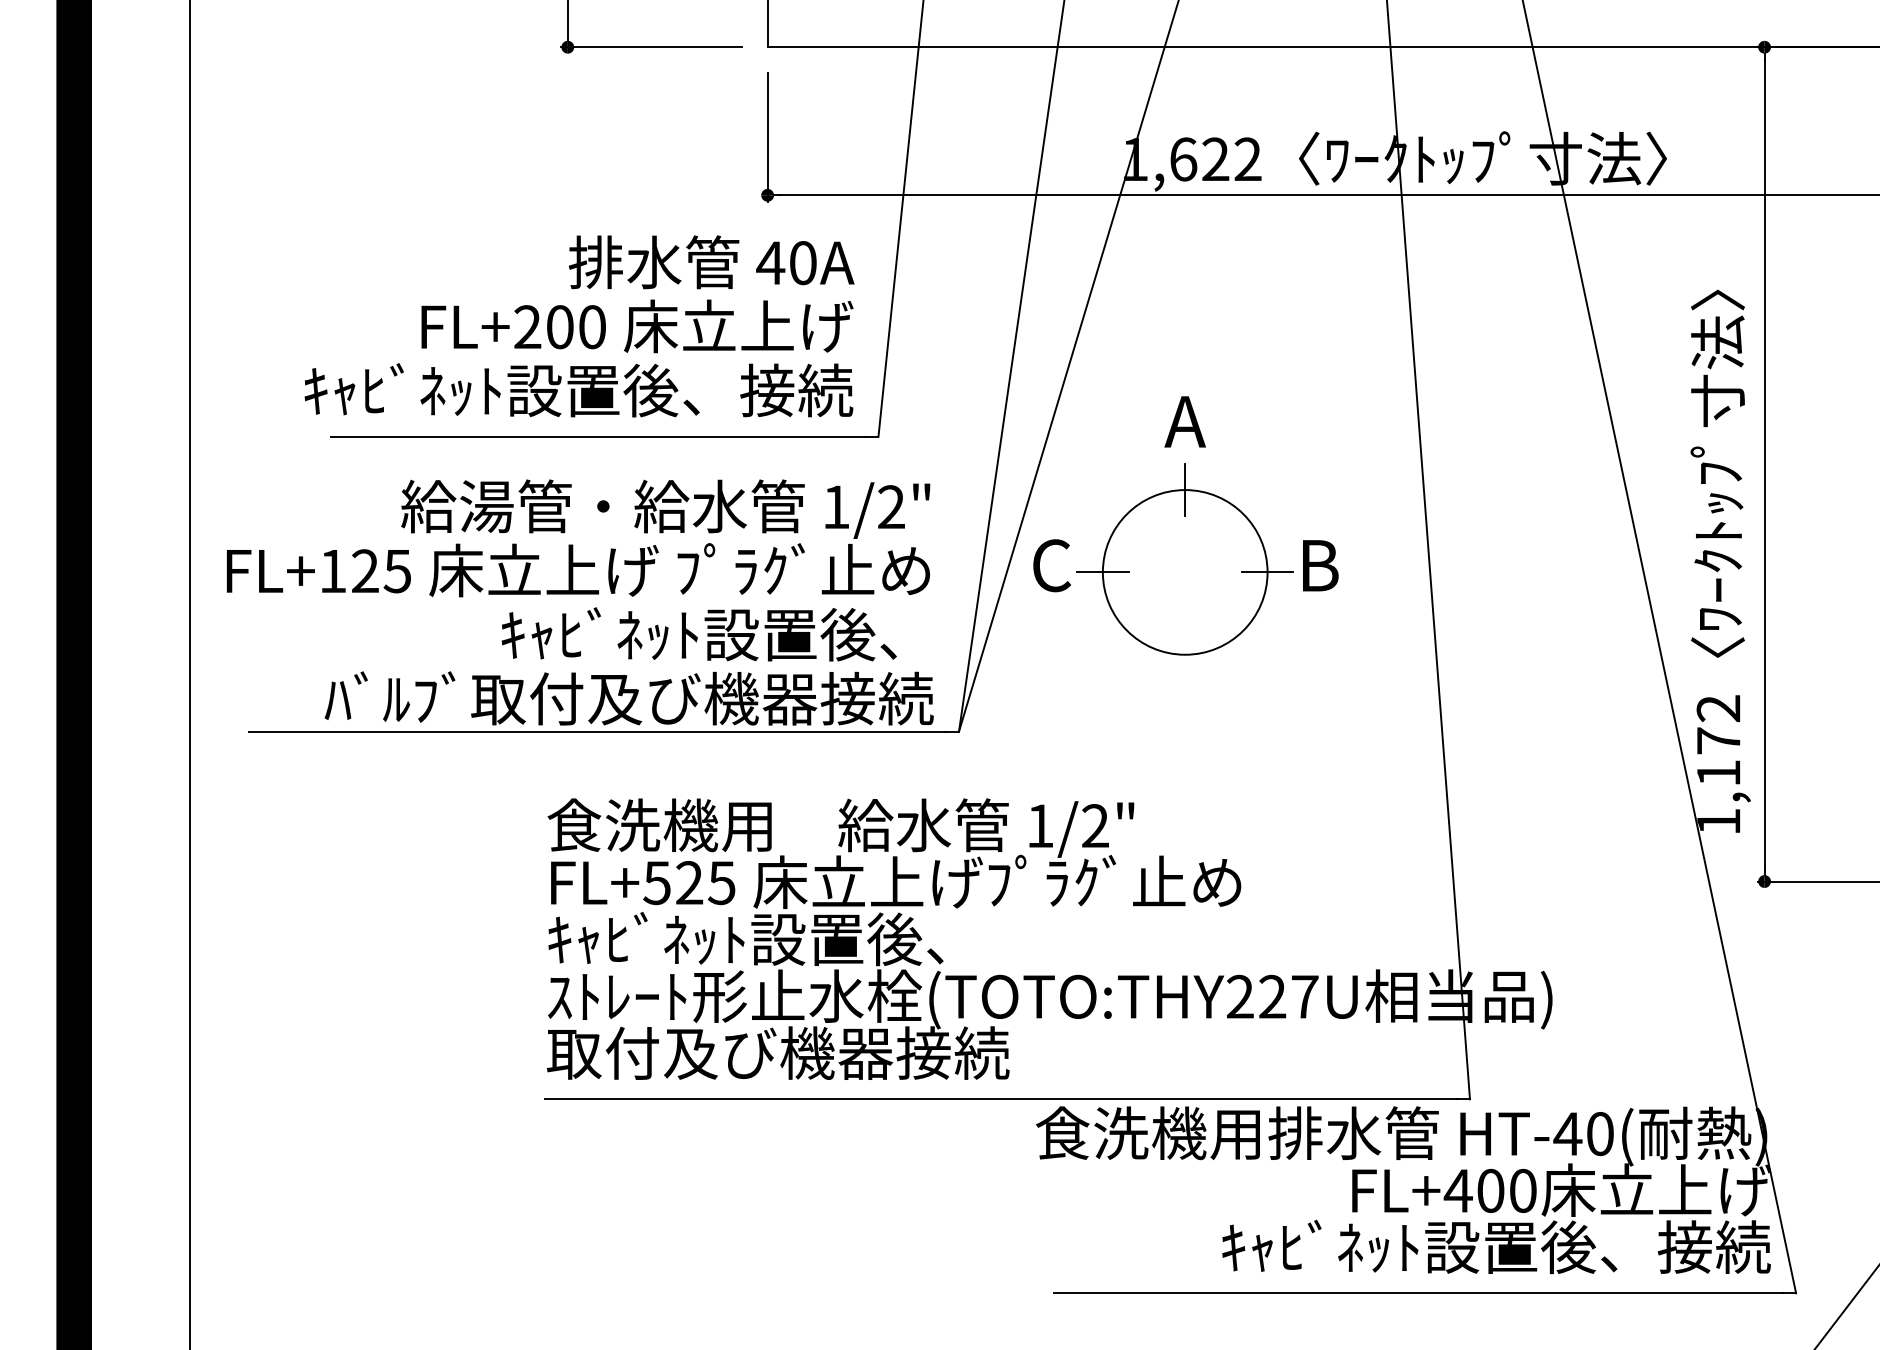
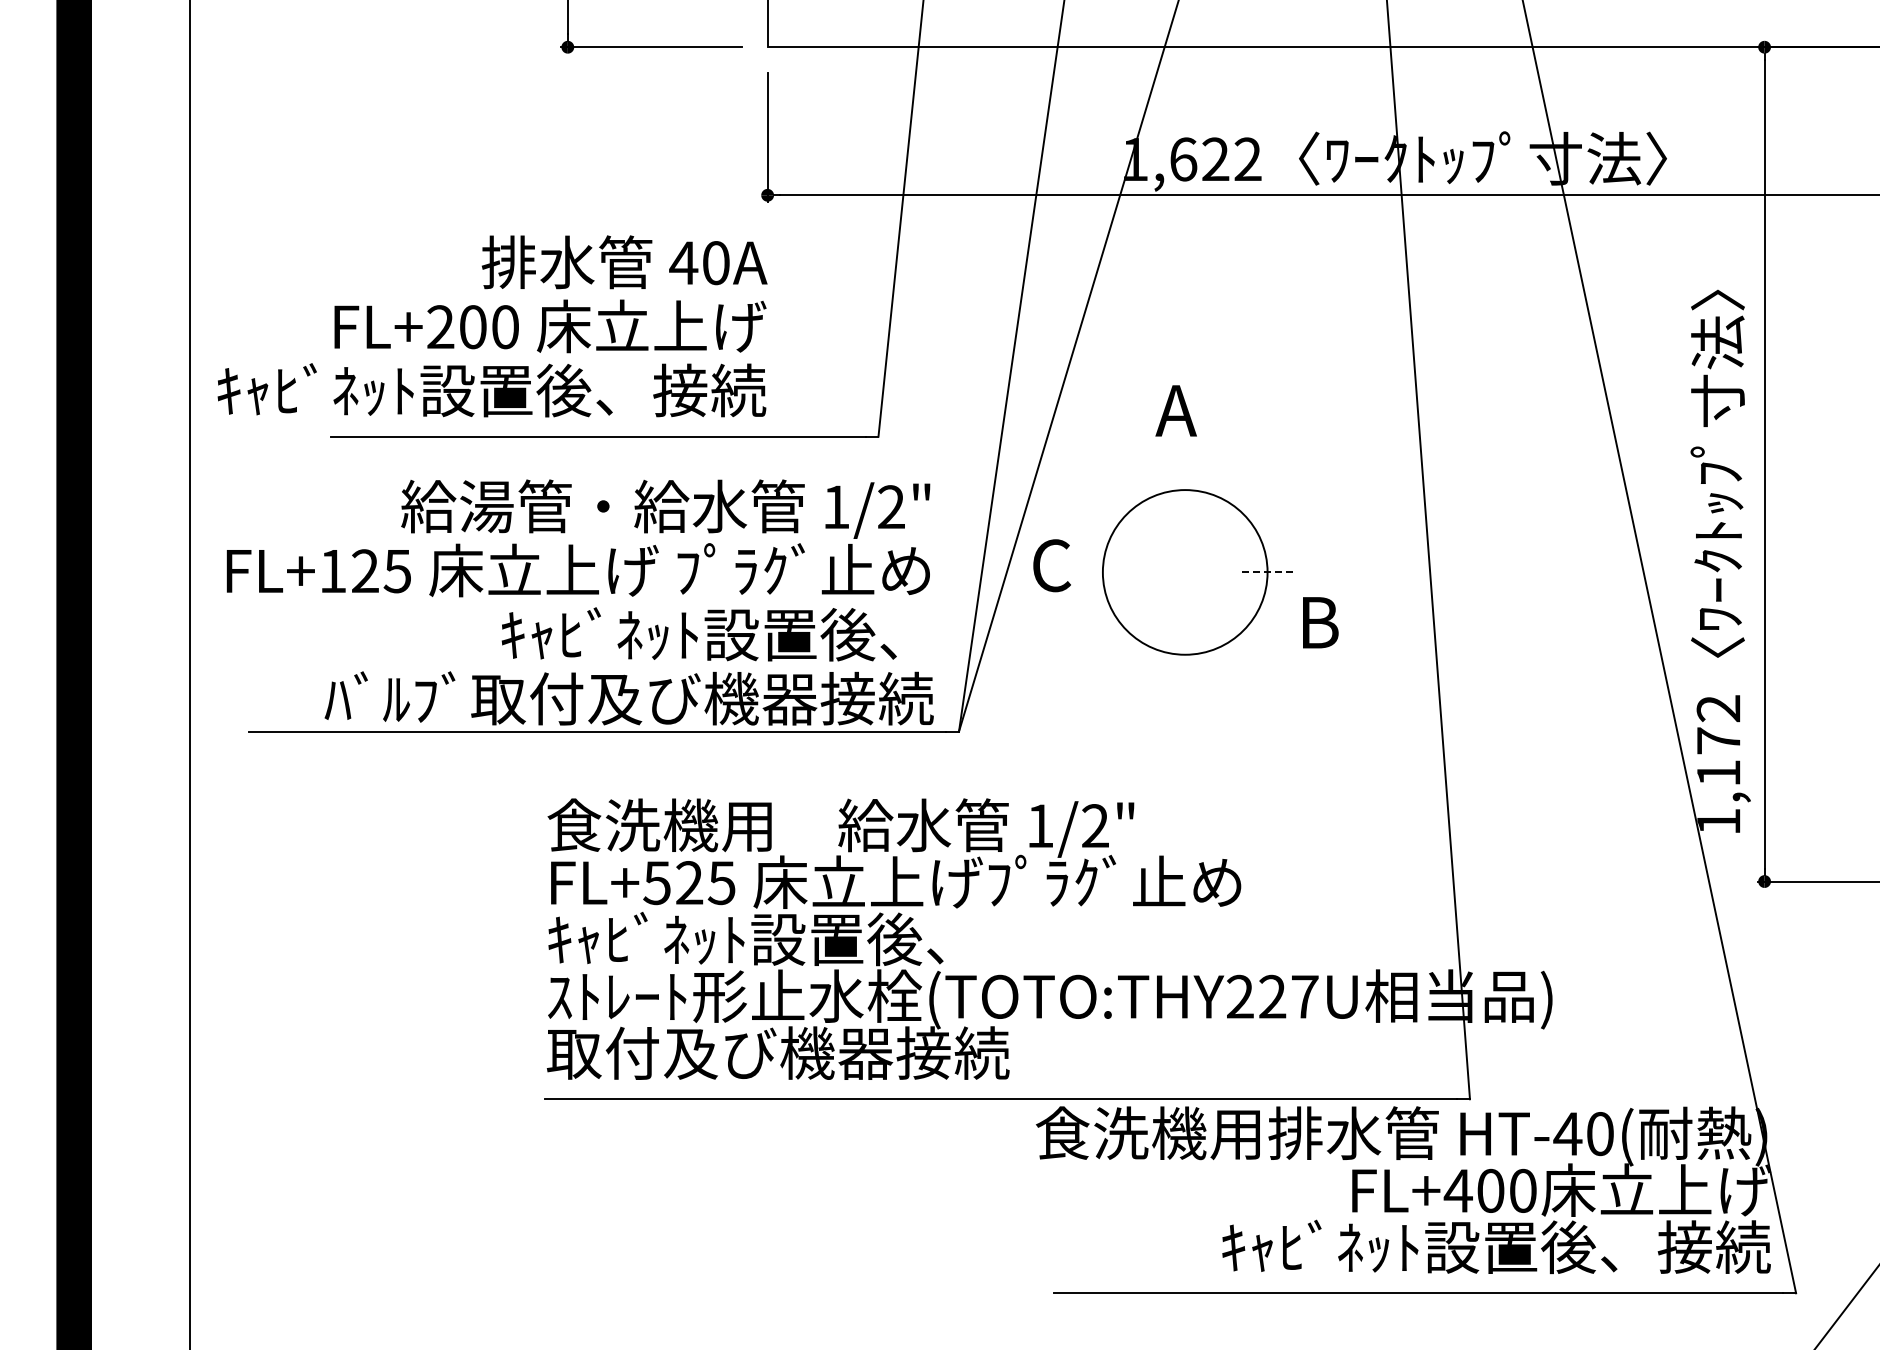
text position: (579, 326) -> (492, 326) (492, 326)
text position: (1184, 421) -> (1175, 410) (1175, 410)
line: present -> none (1185, 489)
text position: (1320, 565) -> (1320, 622) (1320, 622)
line: present -> none (1102, 572)
line: solid -> dashed (1267, 572)
